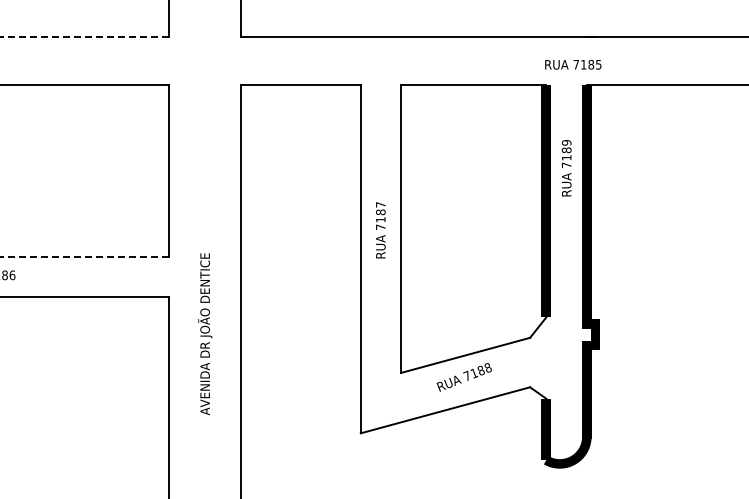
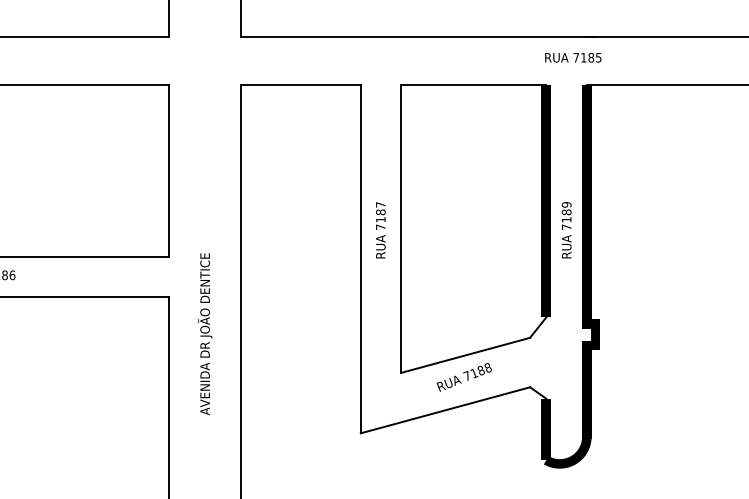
line: dashed -> solid (84, 37)
text position: (573, 64) -> (573, 57) (573, 57)
text position: (566, 168) -> (566, 230) (566, 230)
line: dashed -> solid (84, 256)
